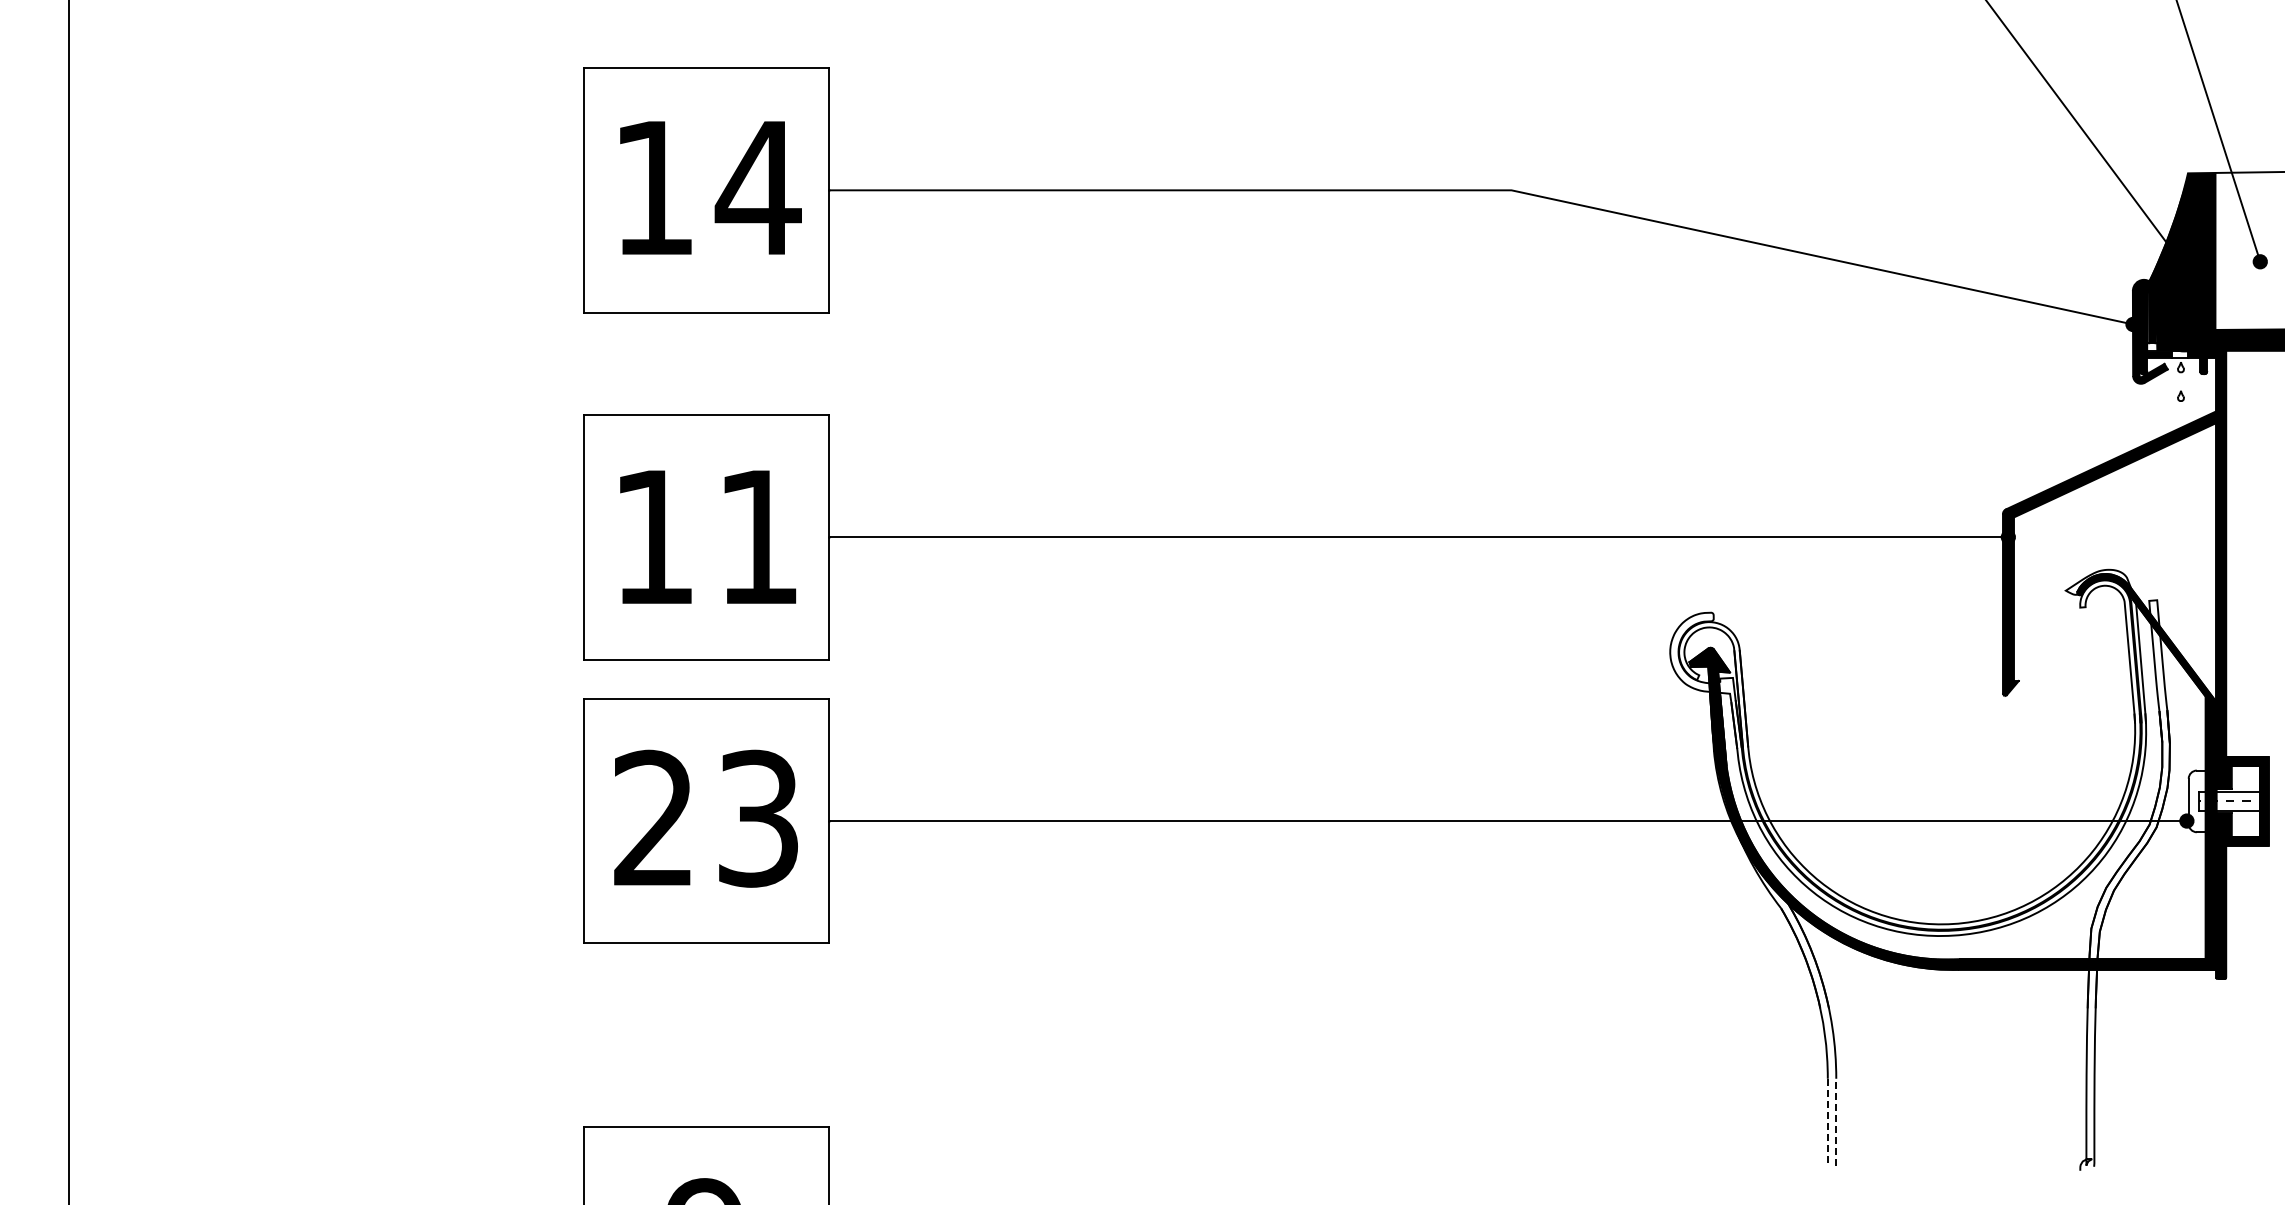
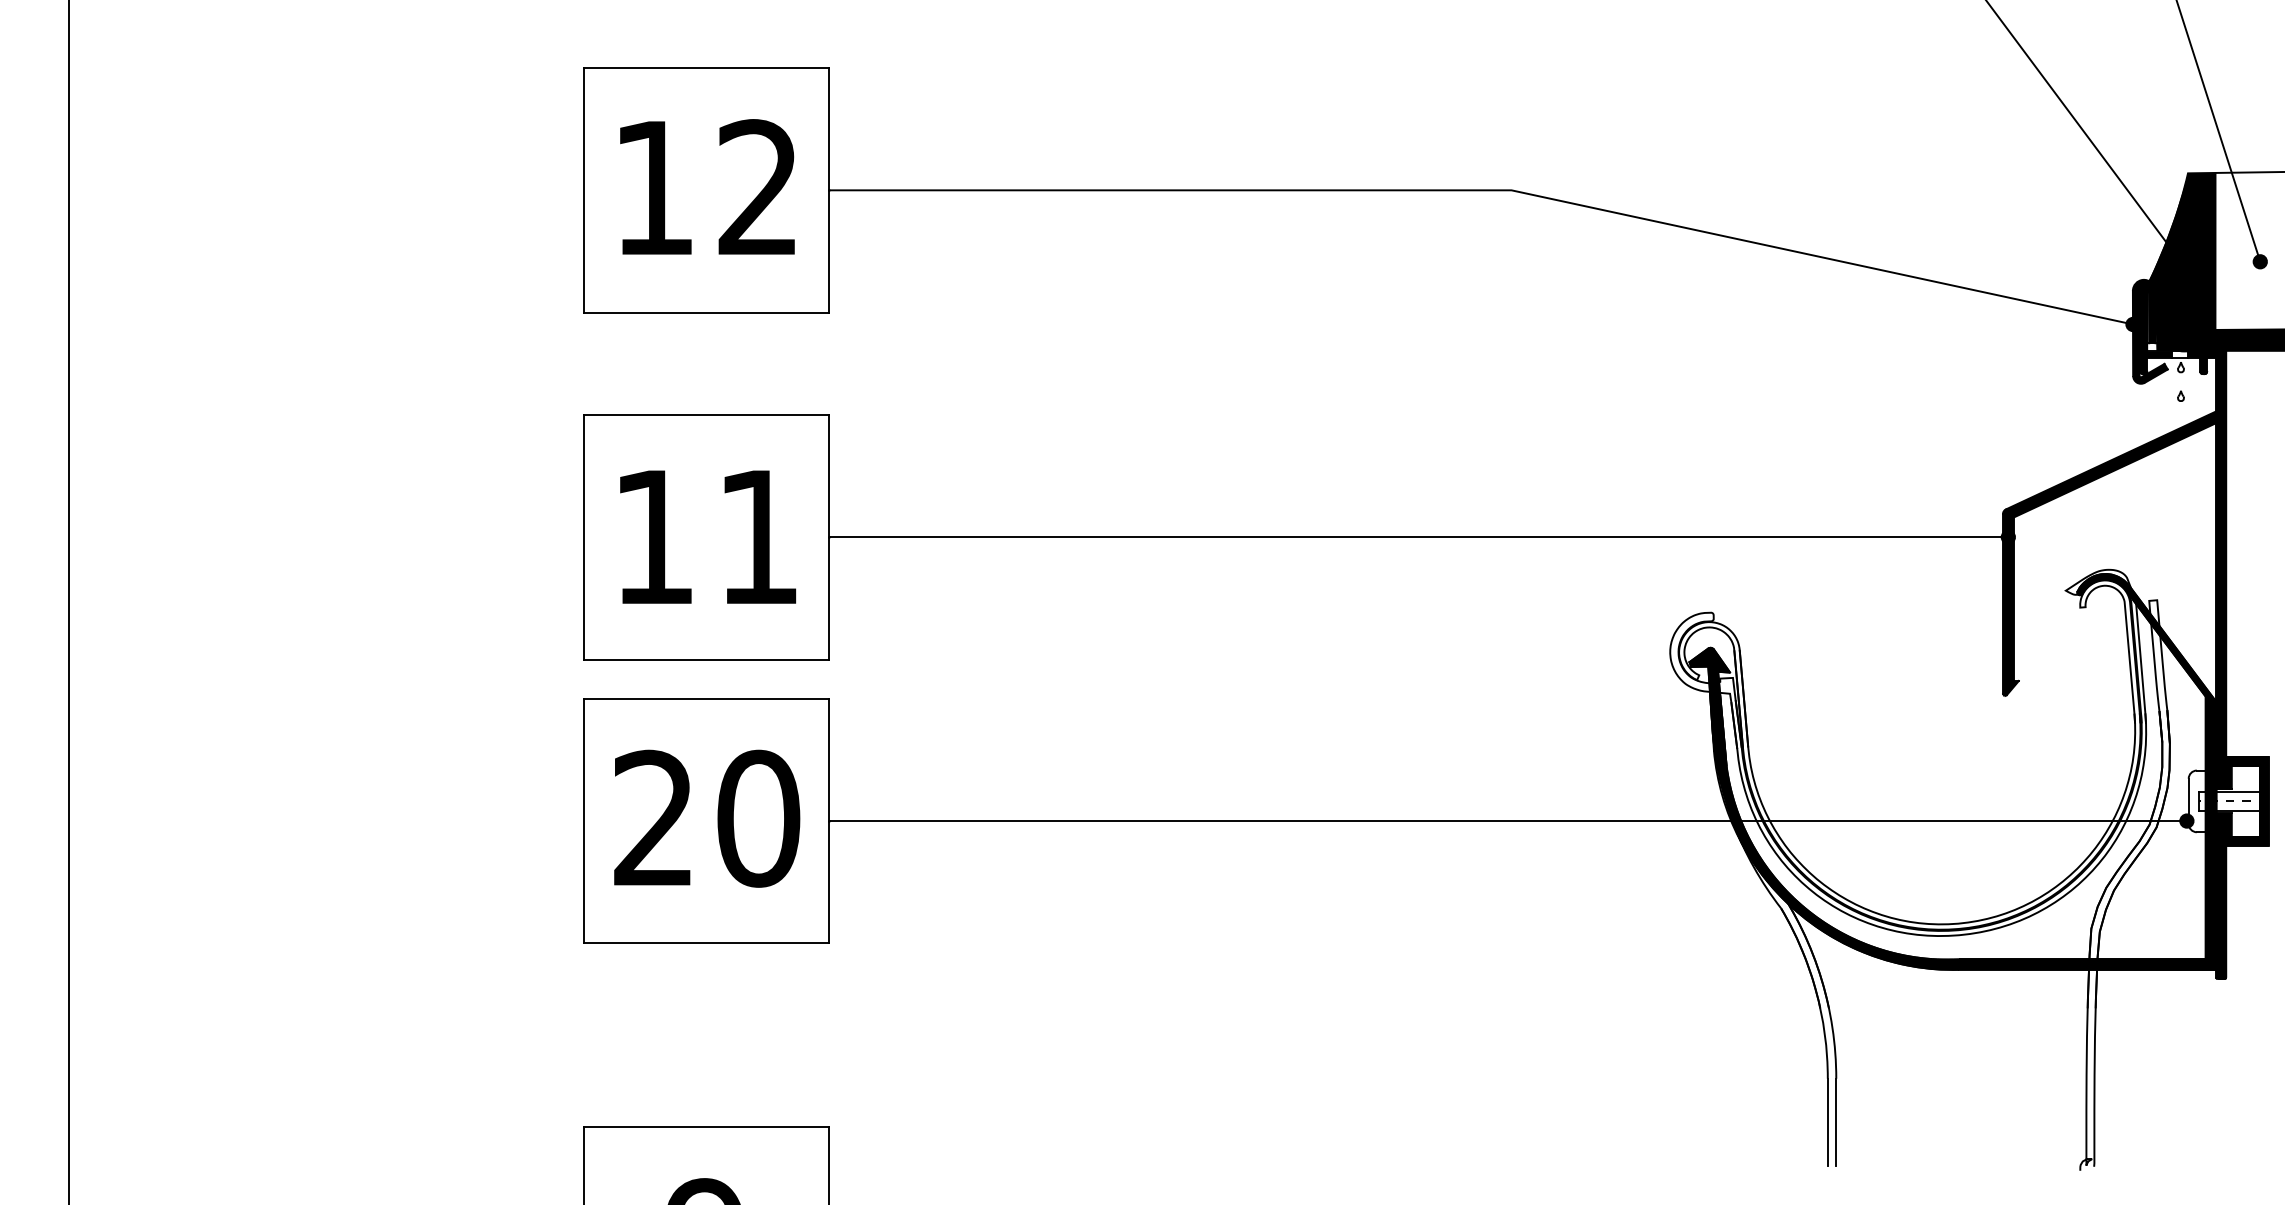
text: 14 -> 12 (757, 186)
text: 23 -> 20 (758, 818)
line: dashed -> solid (1827, 1122)
line: dashed -> solid (1836, 1122)
